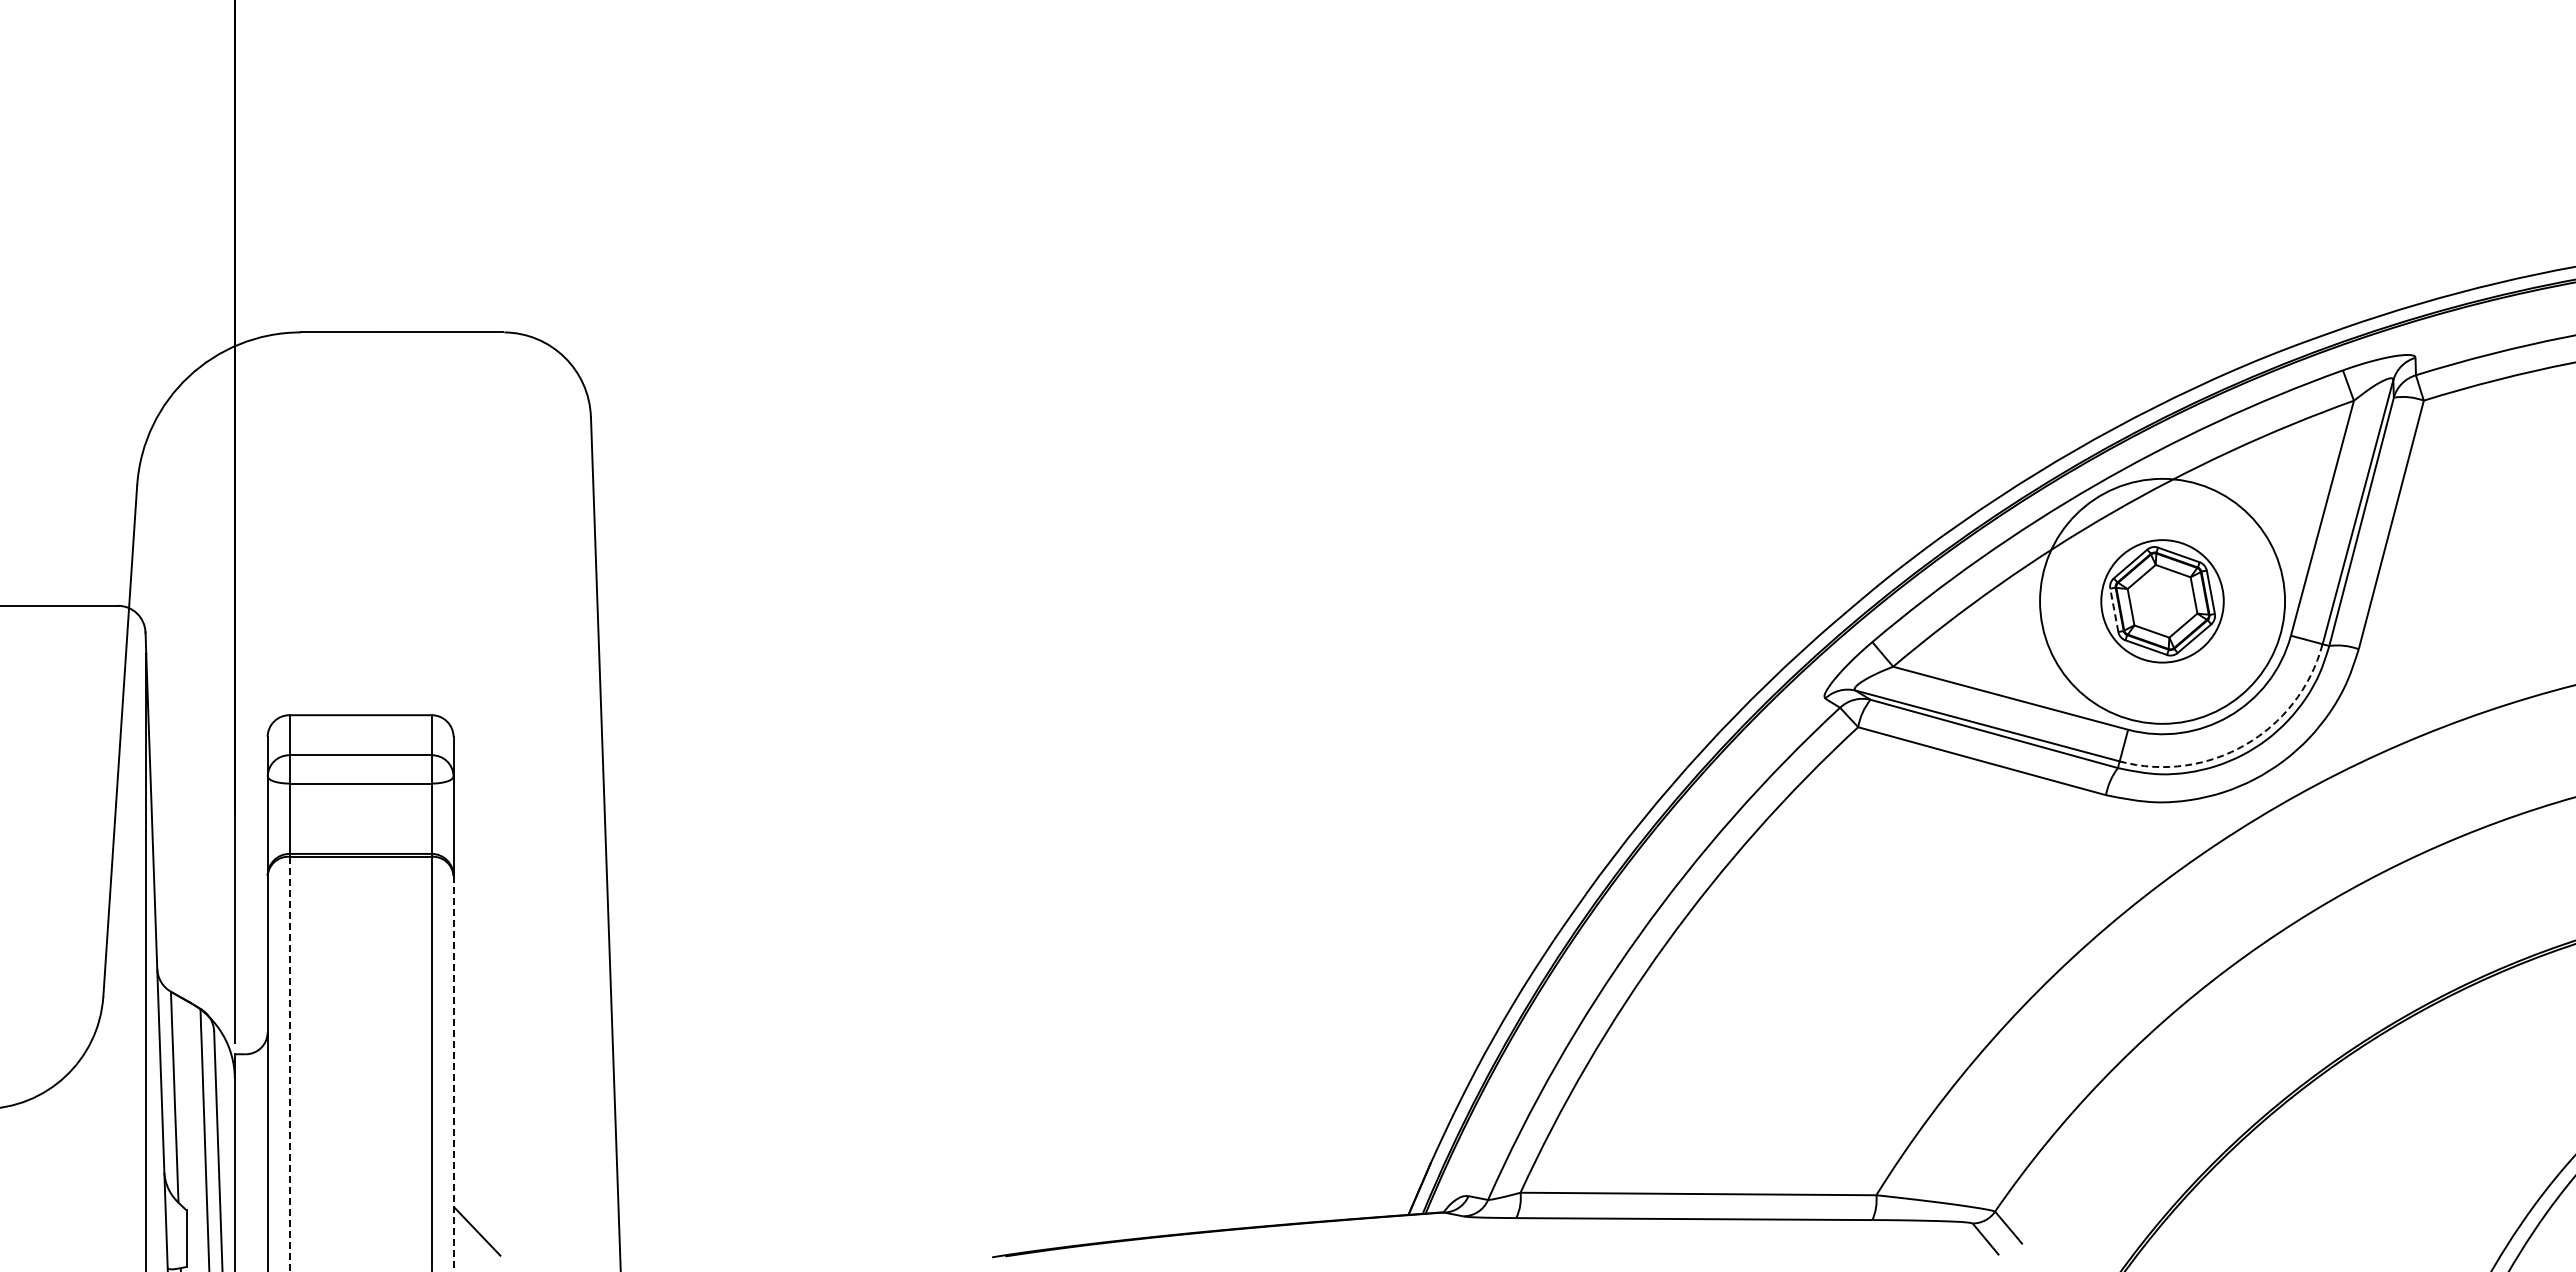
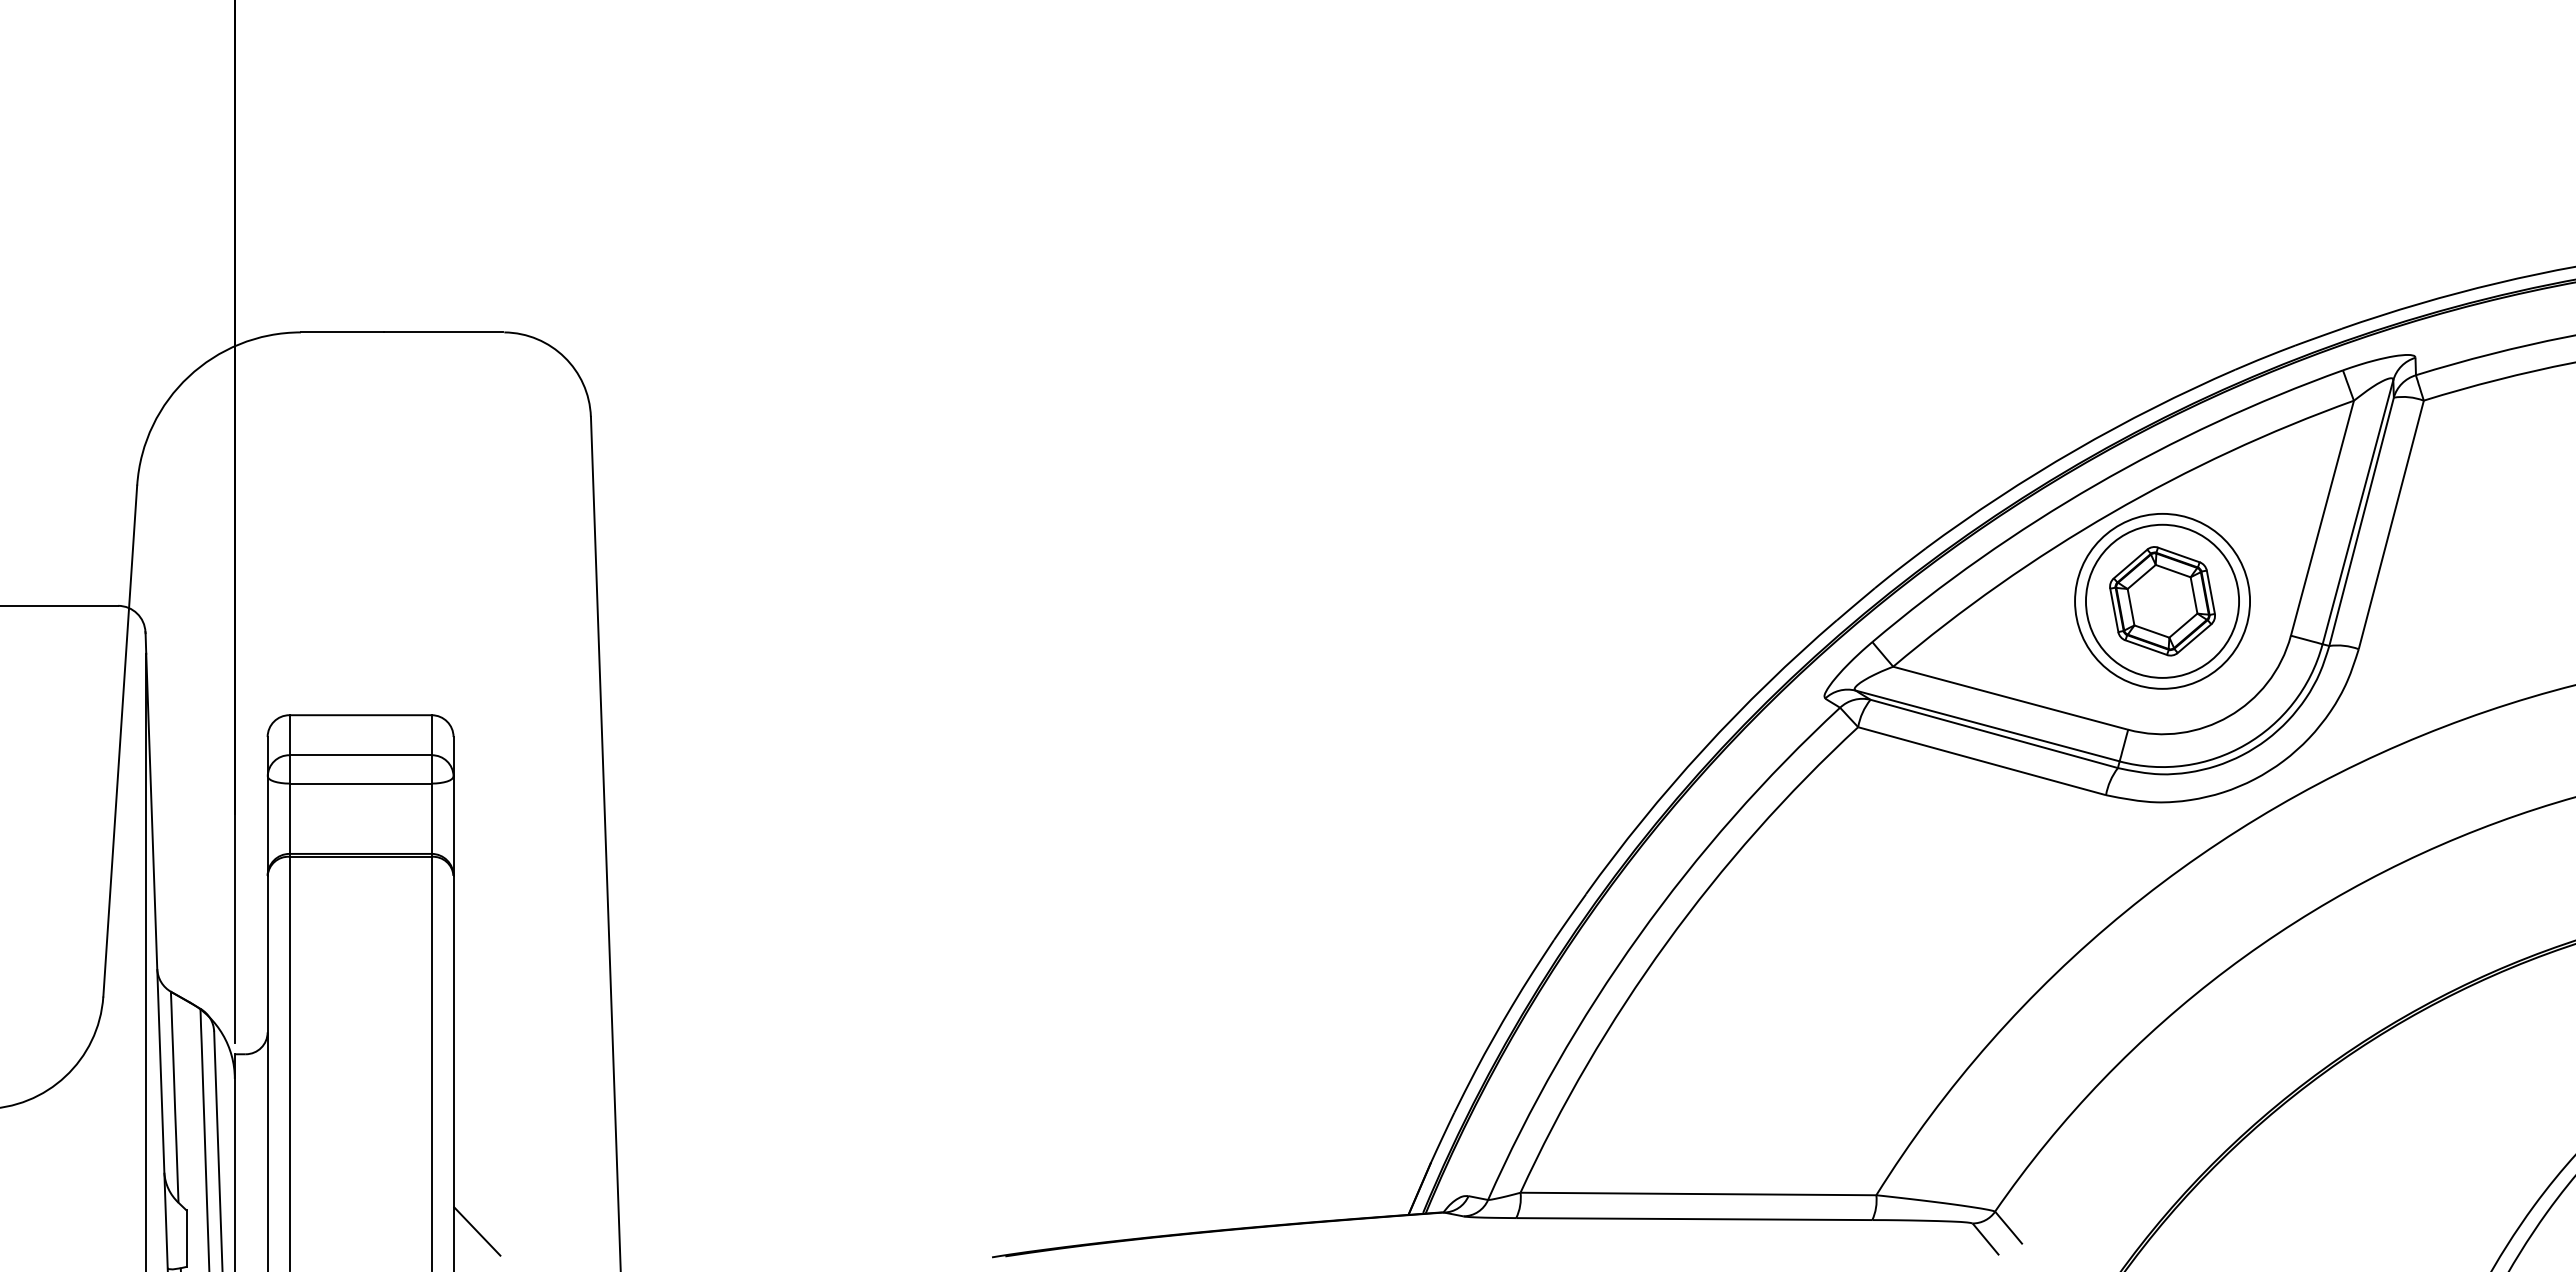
circle diameter: 245 px -> 175 px (2162, 600)
circle diameter: 122 px -> 153 px (2162, 600)
line: dashed -> solid (2114, 609)
arc: dashed -> solid (2245, 744)
line: dashed -> solid (289, 1064)
line: dashed -> solid (453, 1073)
